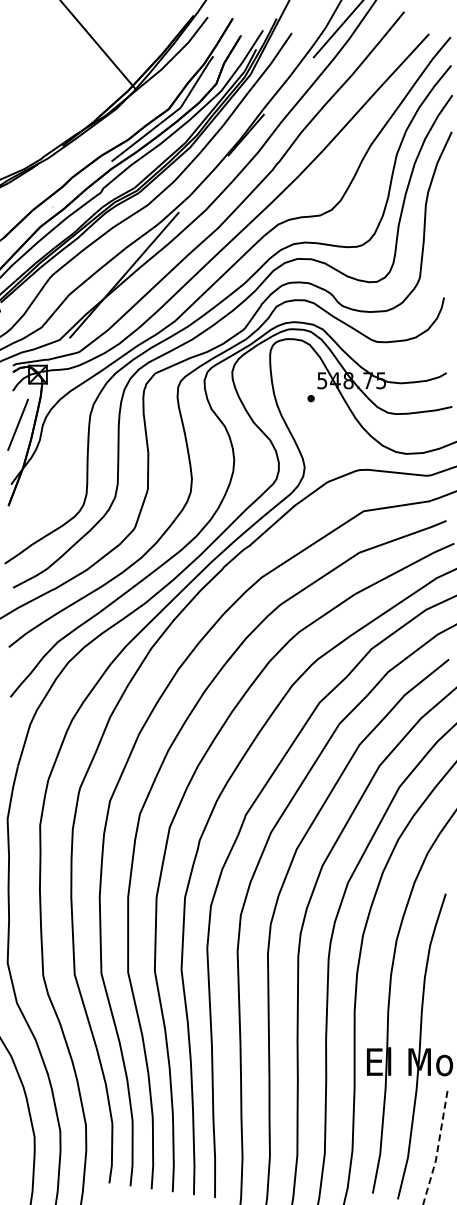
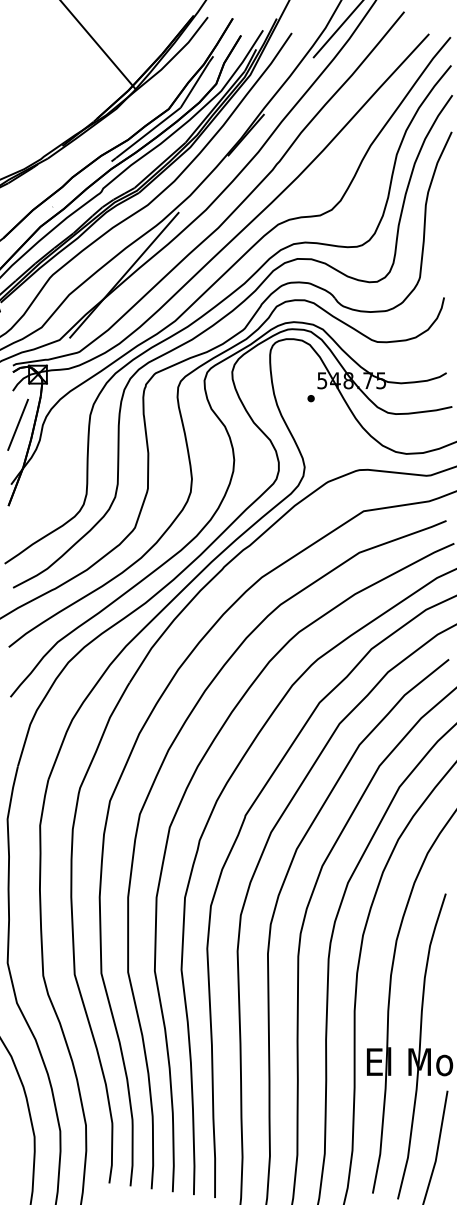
line: dashed -> solid (437, 1148)
